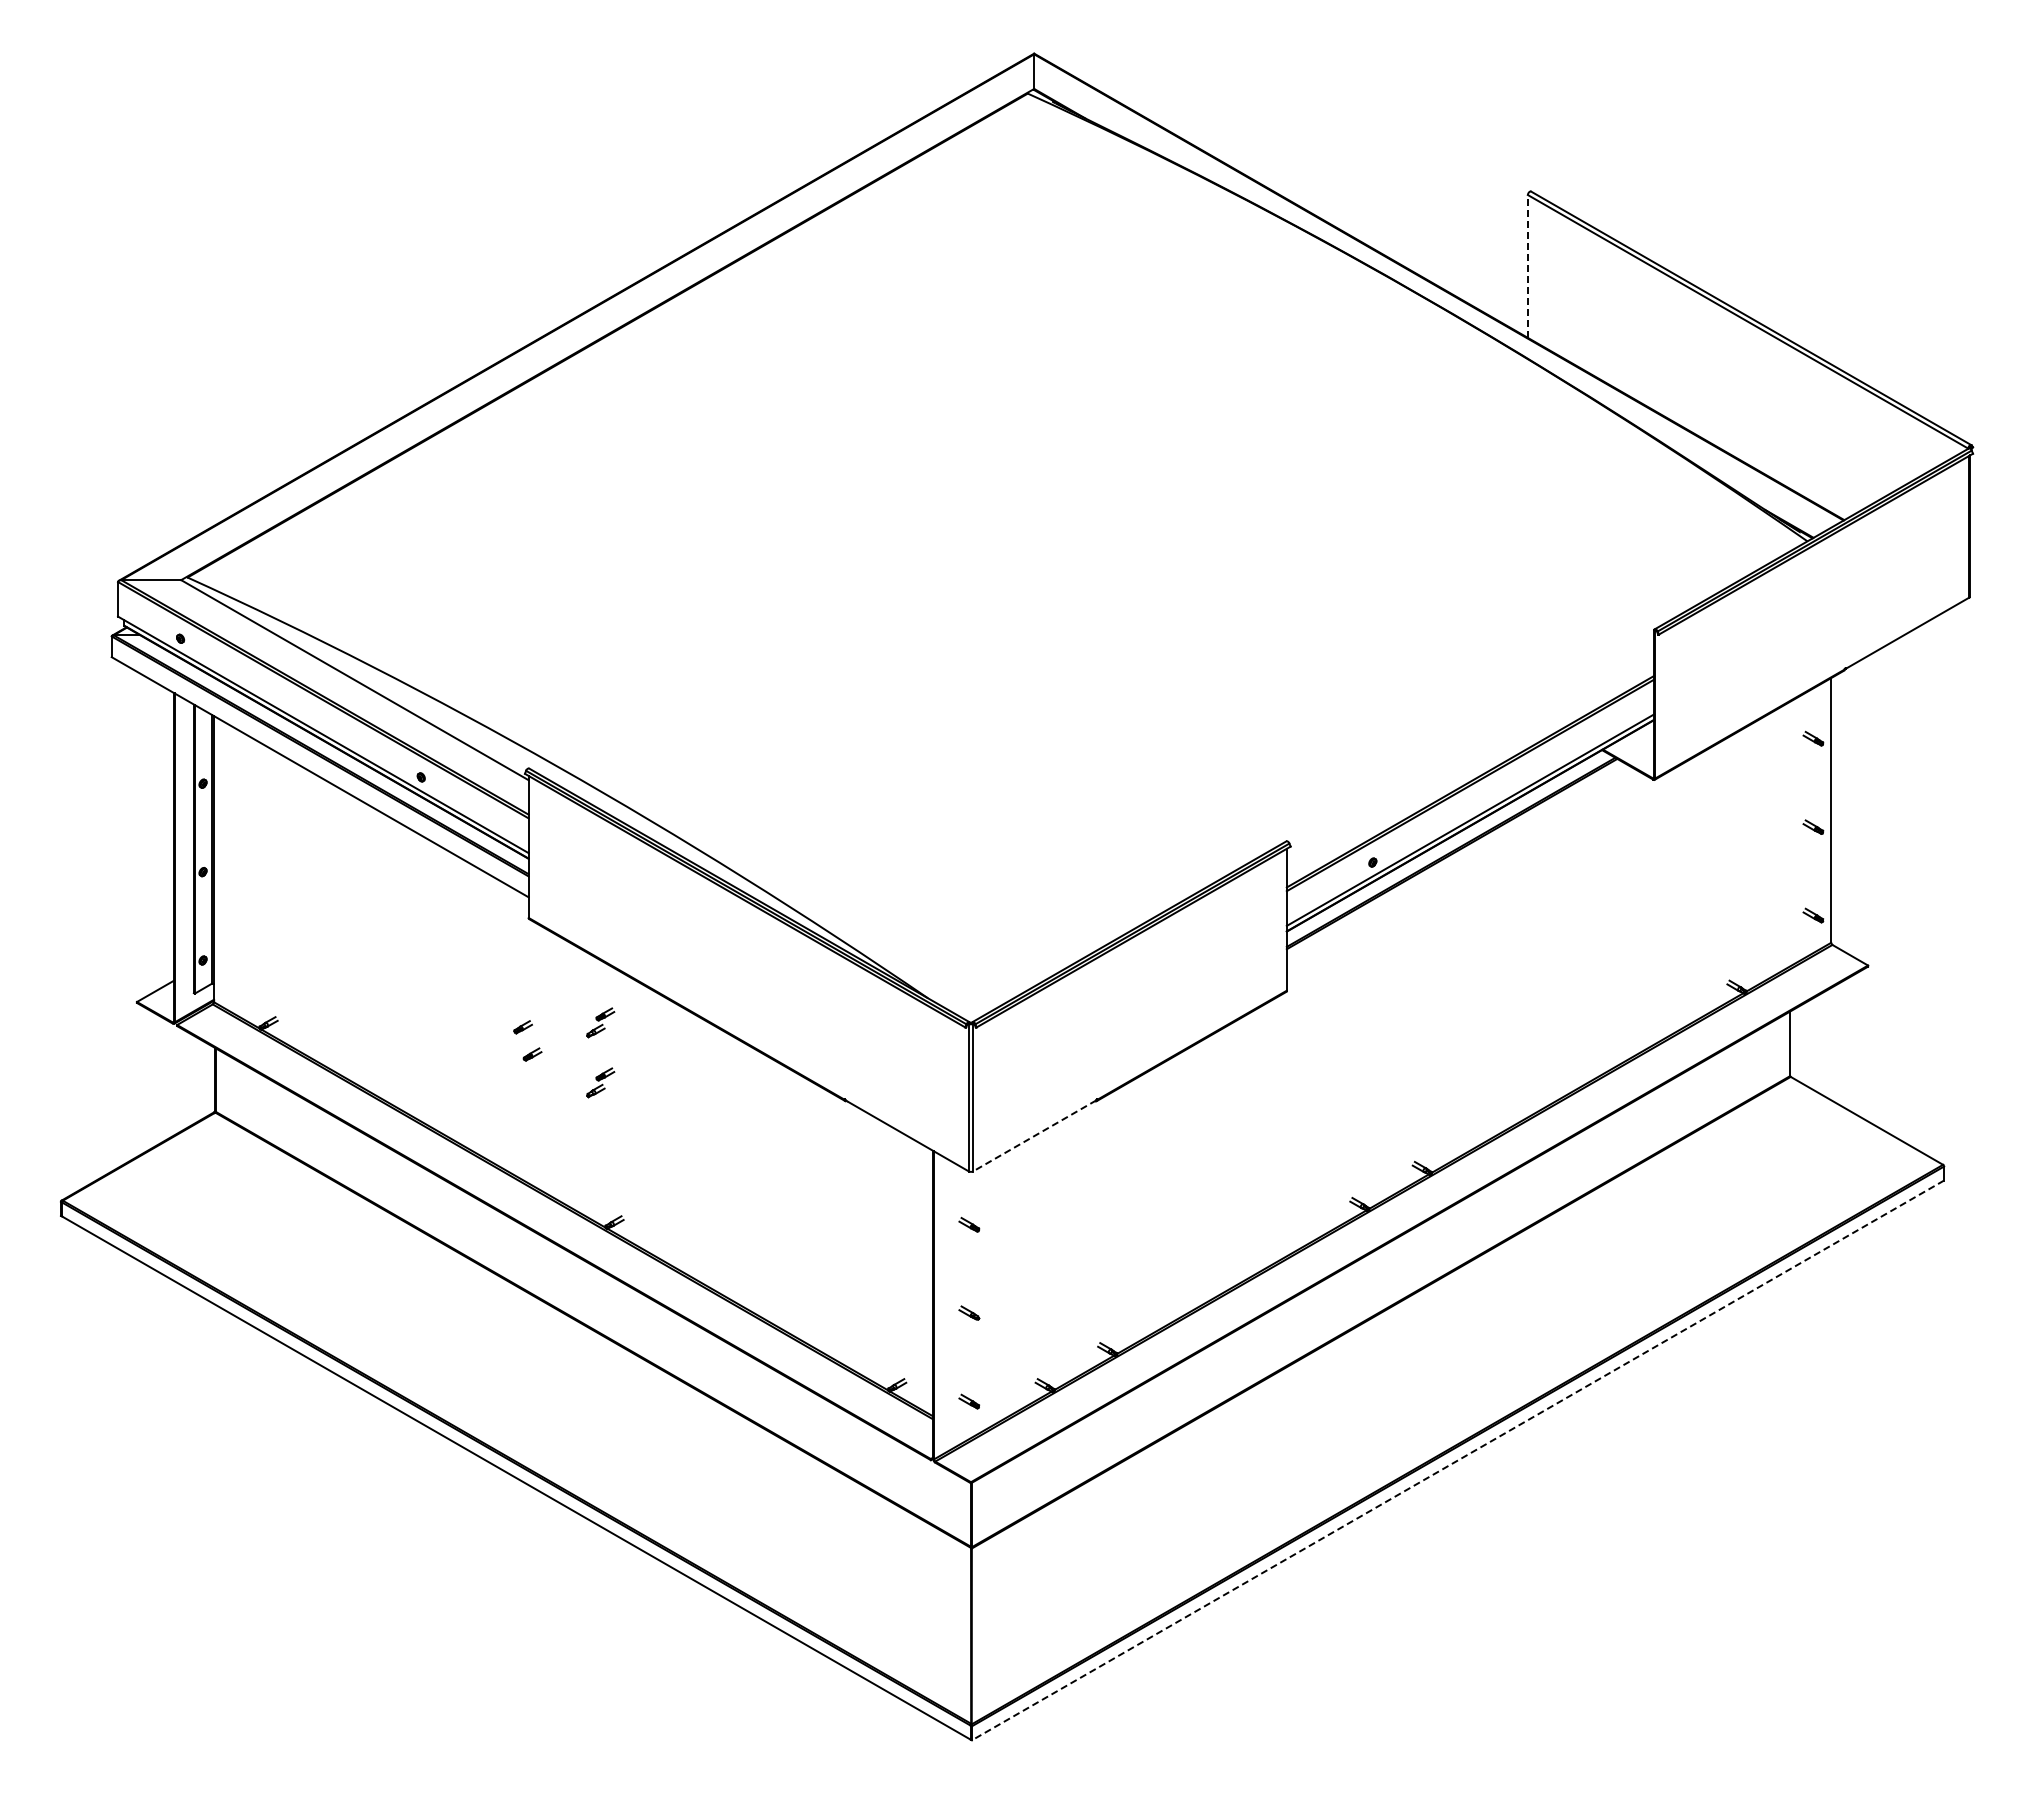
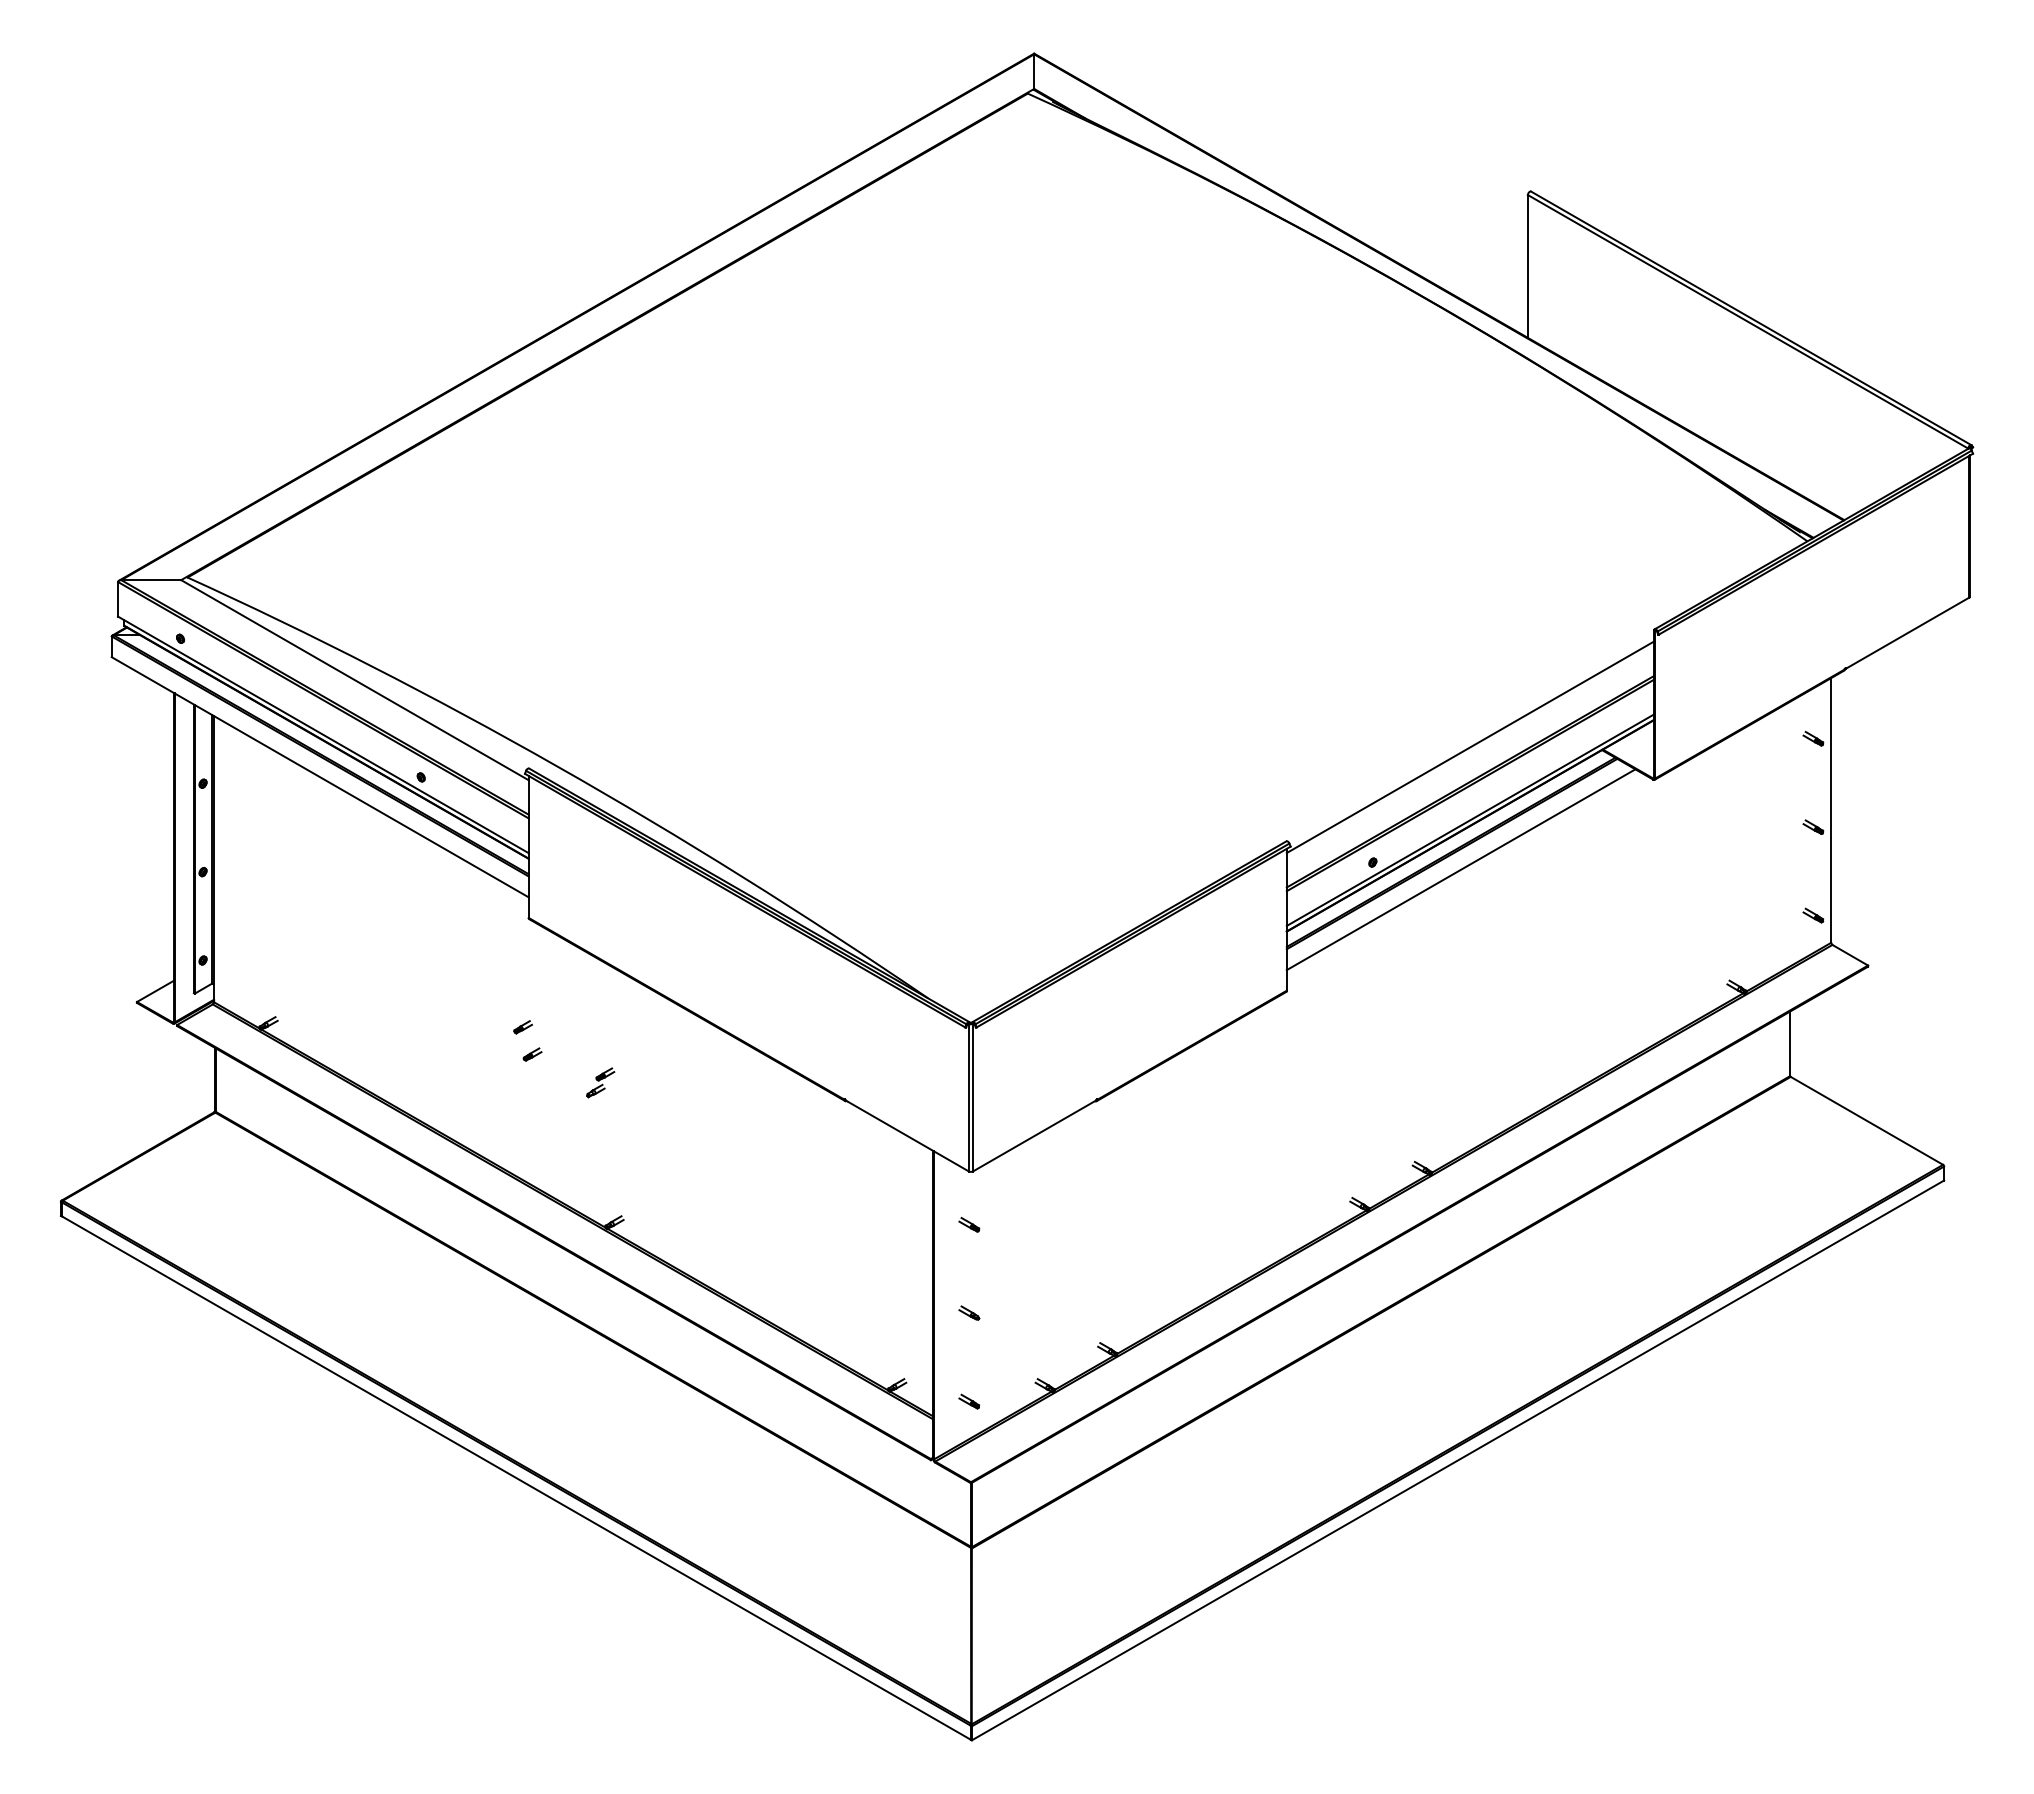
line: dashed -> solid (1527, 265)
line: none -> present (1470, 747)
line: none -> present (1460, 869)
part: present -> none (600, 1022)
line: dashed -> solid (1034, 1136)
line: dashed -> solid (1458, 1460)
